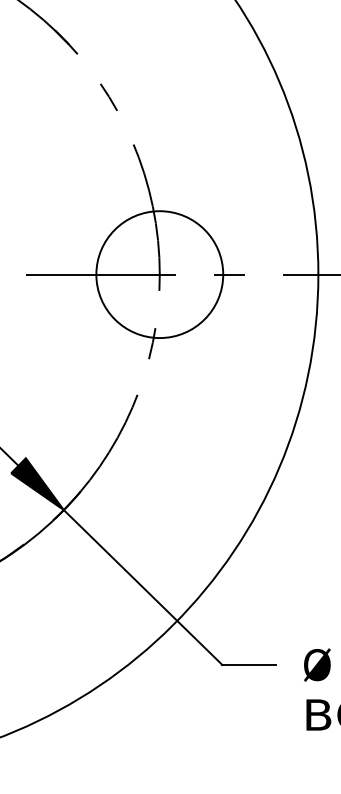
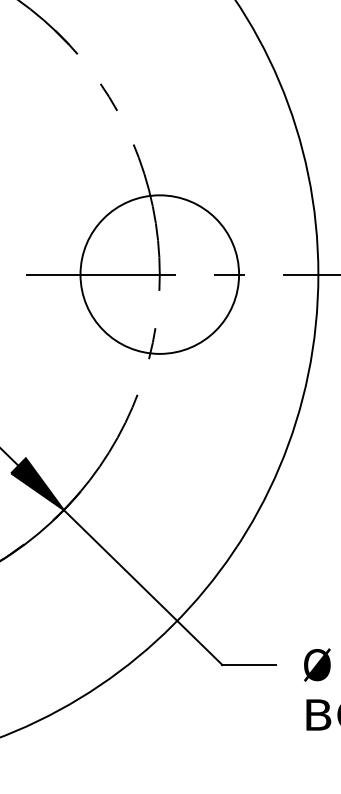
circle diameter: 127 px -> 159 px (159, 274)
